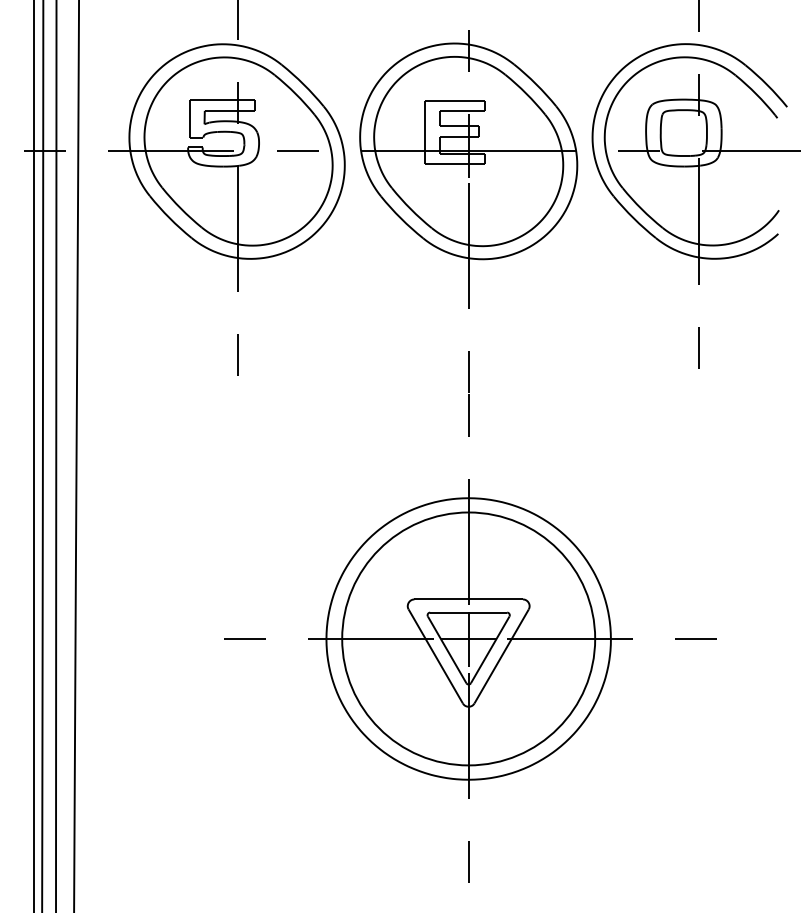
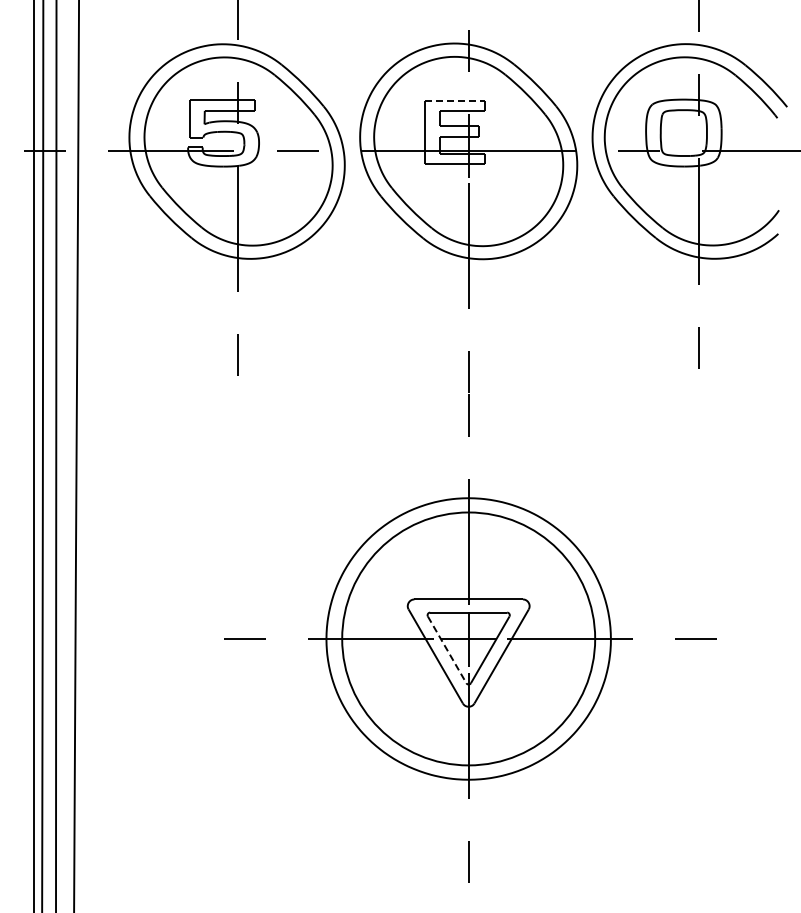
line: solid -> dashed (455, 100)
line: solid -> dashed (447, 650)
